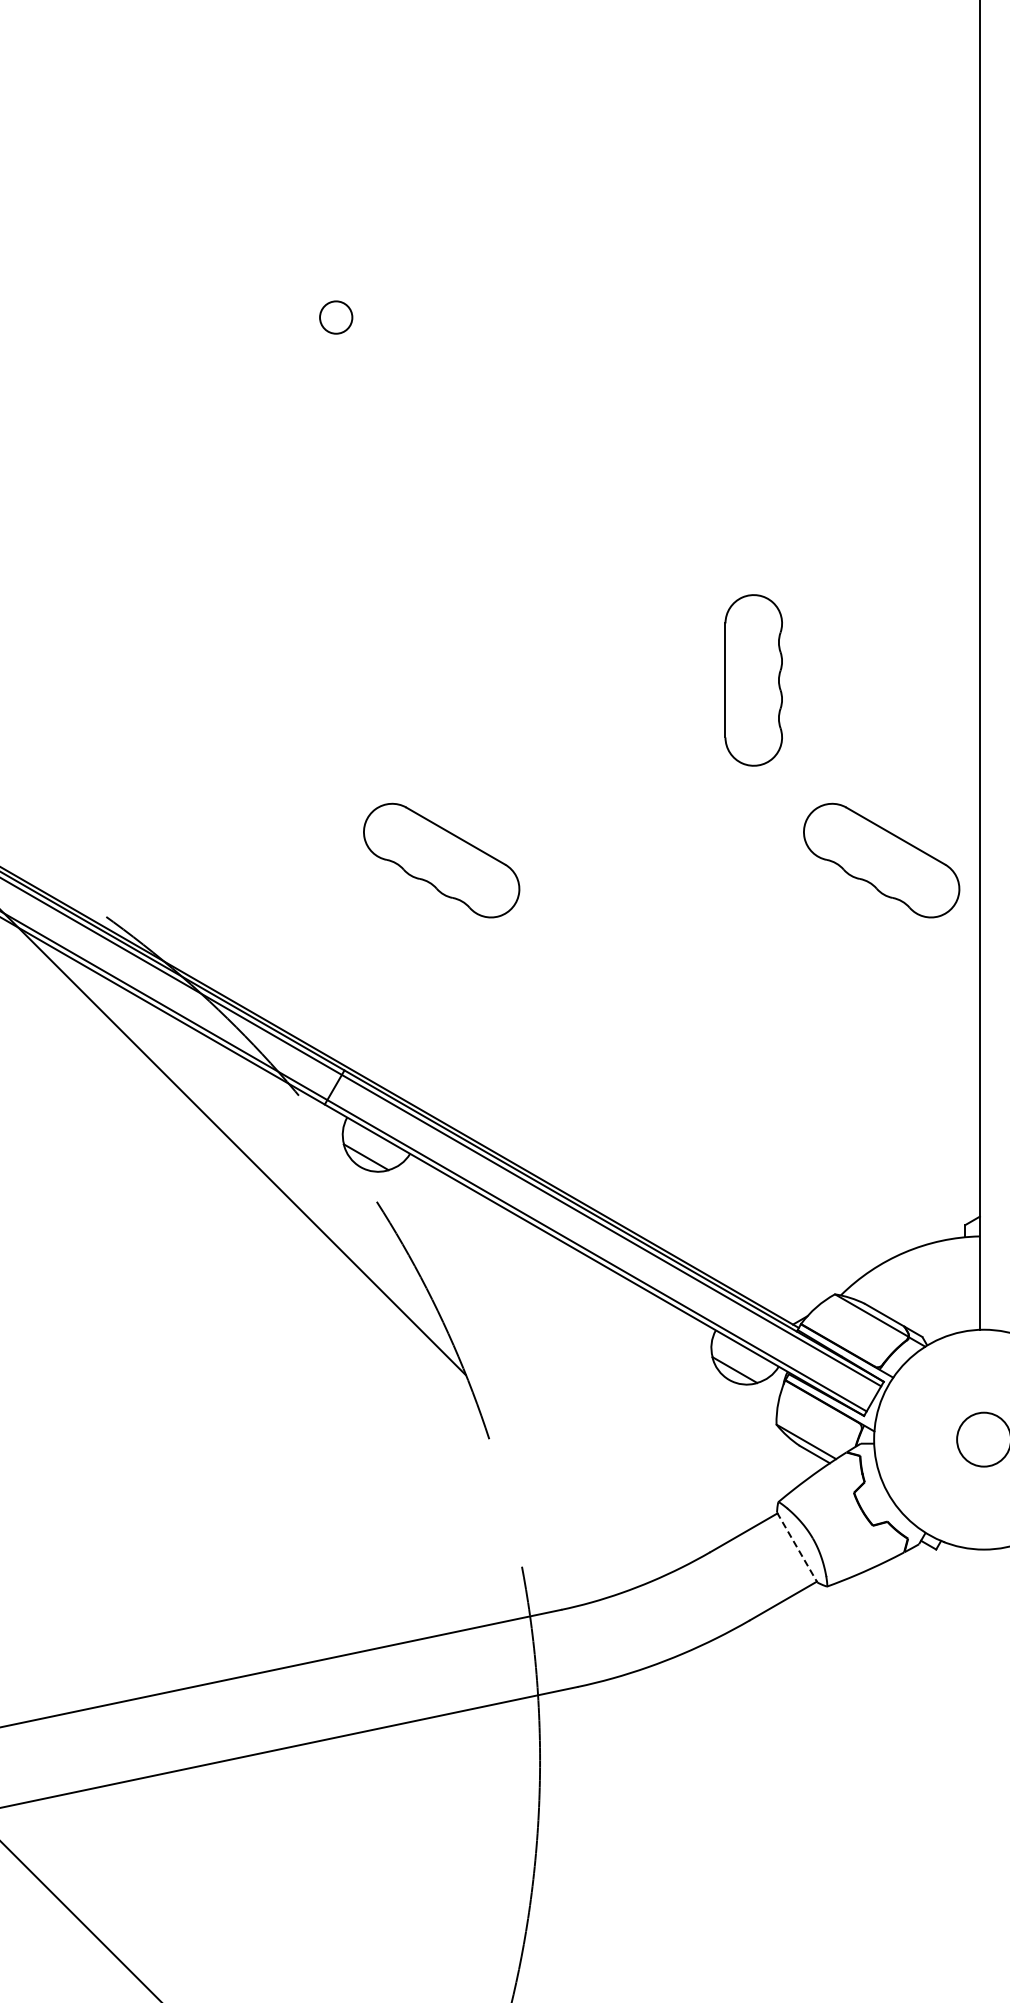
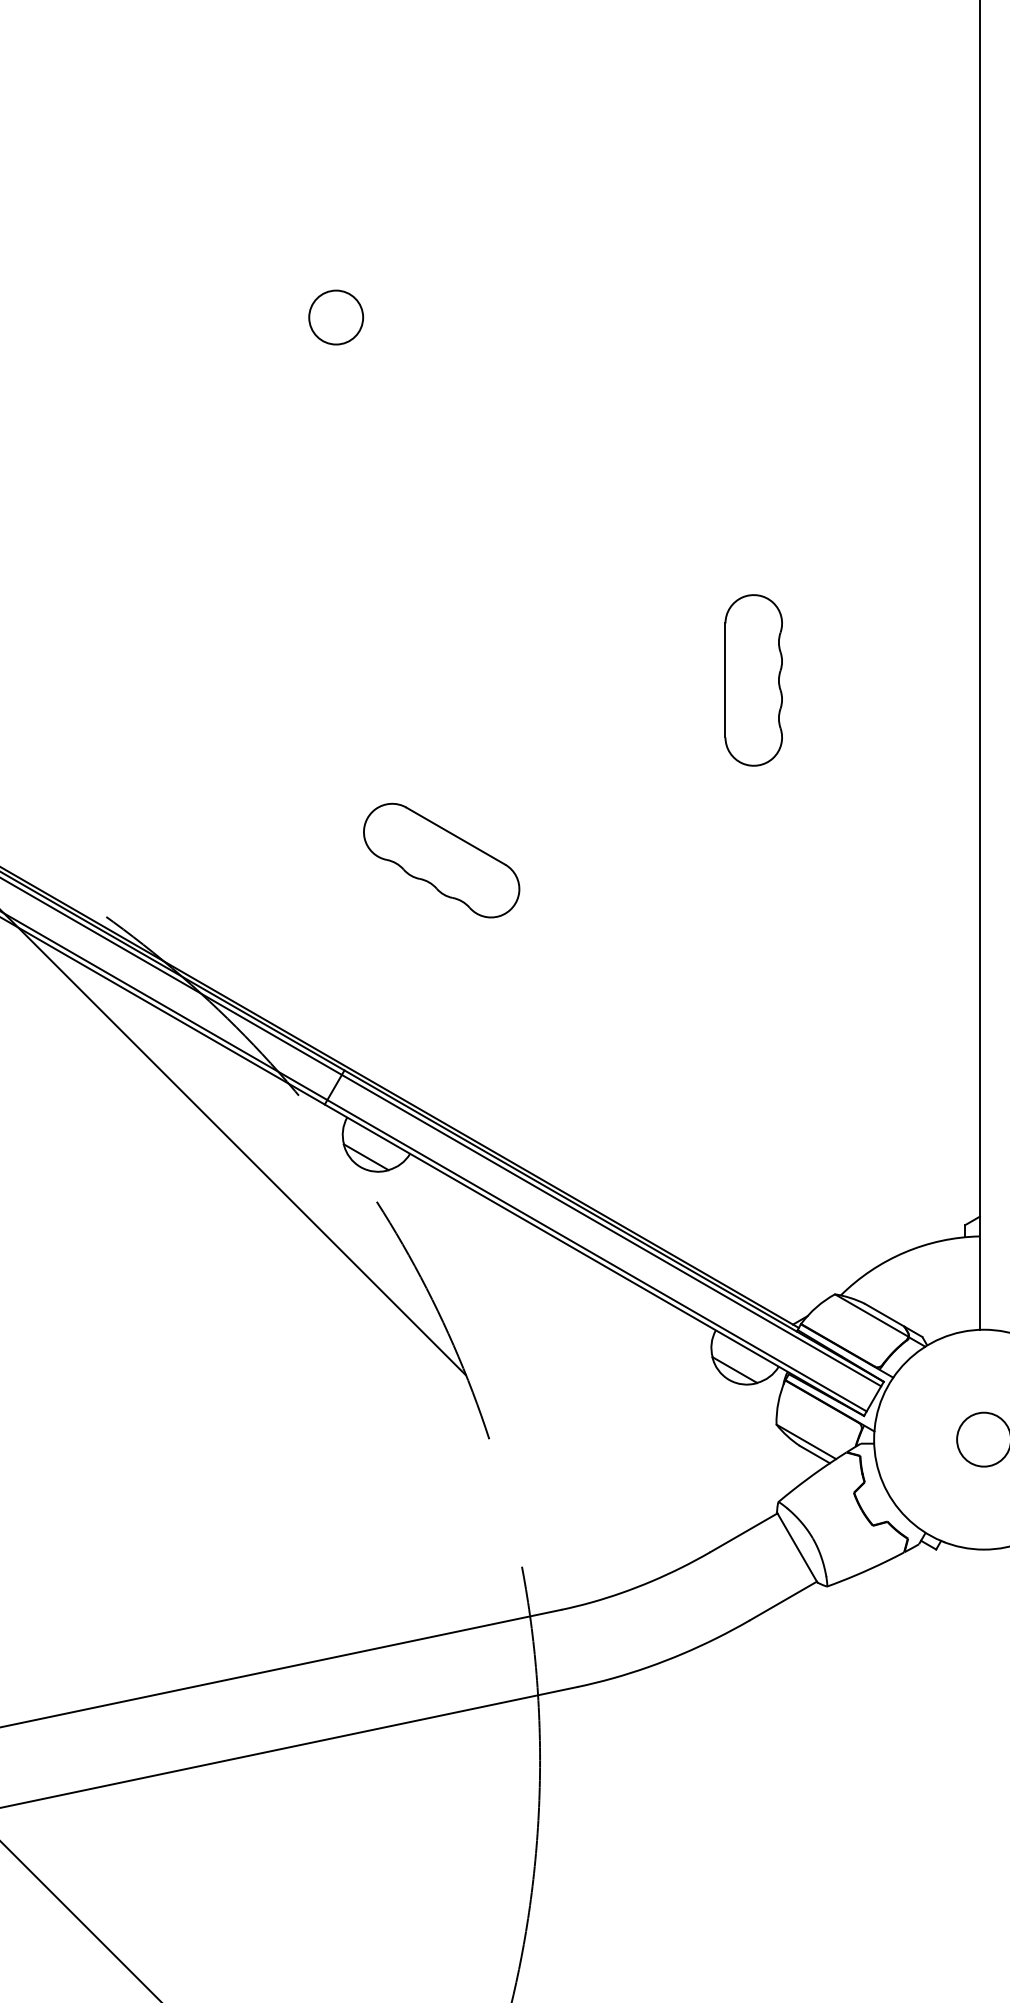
circle diameter: 32 px -> 54 px (336, 317)
part: present -> none (881, 860)
line: dashed -> solid (797, 1547)
